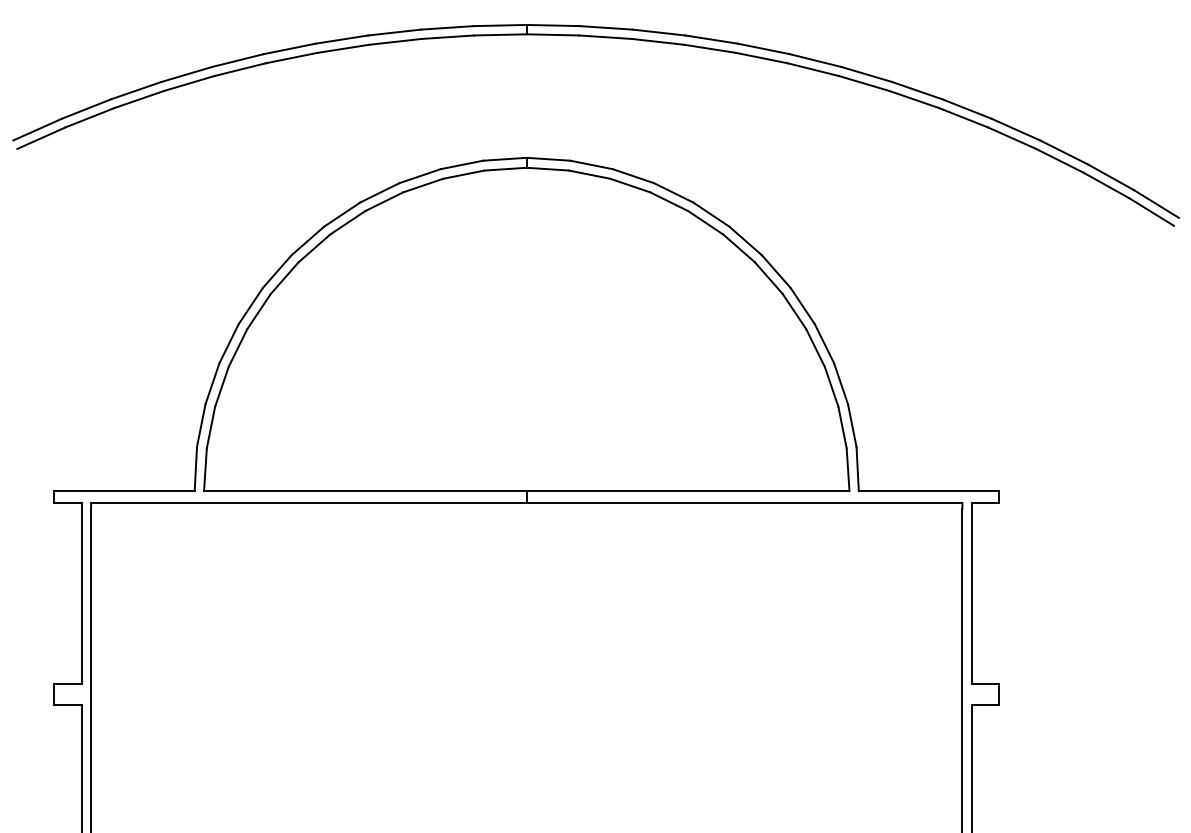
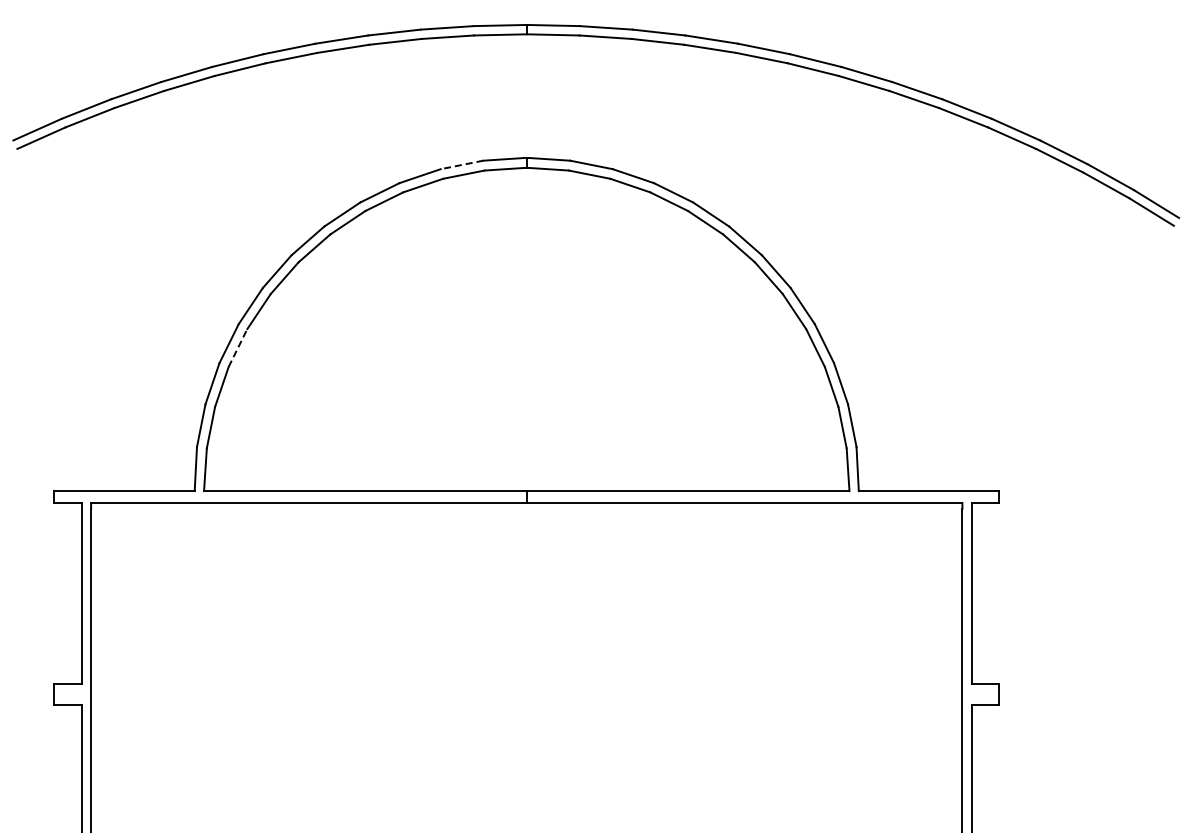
line: solid -> dashed (462, 164)
line: solid -> dashed (238, 347)
